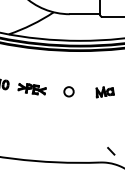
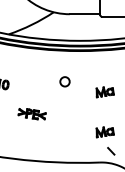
part position: (31, 89) -> (31, 114) (31, 114)
circle position: (68, 91) -> (64, 81) (64, 81)
part: none -> present (104, 132)
